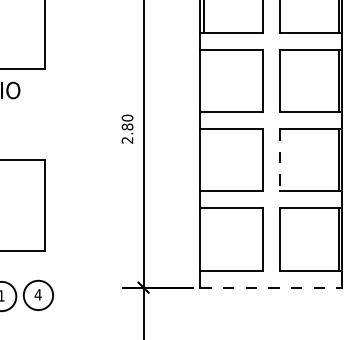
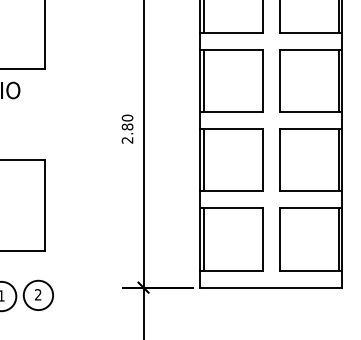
line: none -> present (203, 81)
line: none -> present (203, 160)
line: dashed -> solid (279, 160)
line: none -> present (203, 239)
line: dashed -> solid (271, 287)
text: 4 -> 2 (37, 294)
